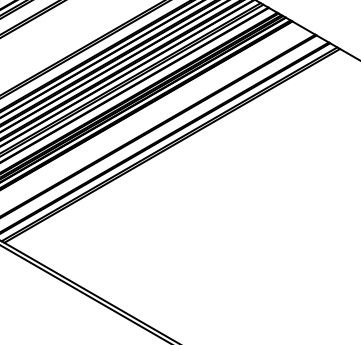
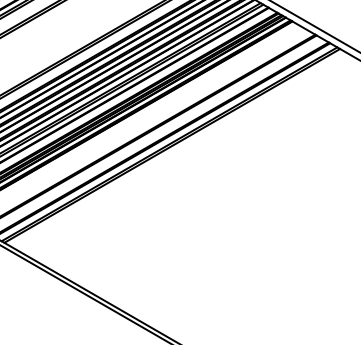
line: none -> present (315, 26)
